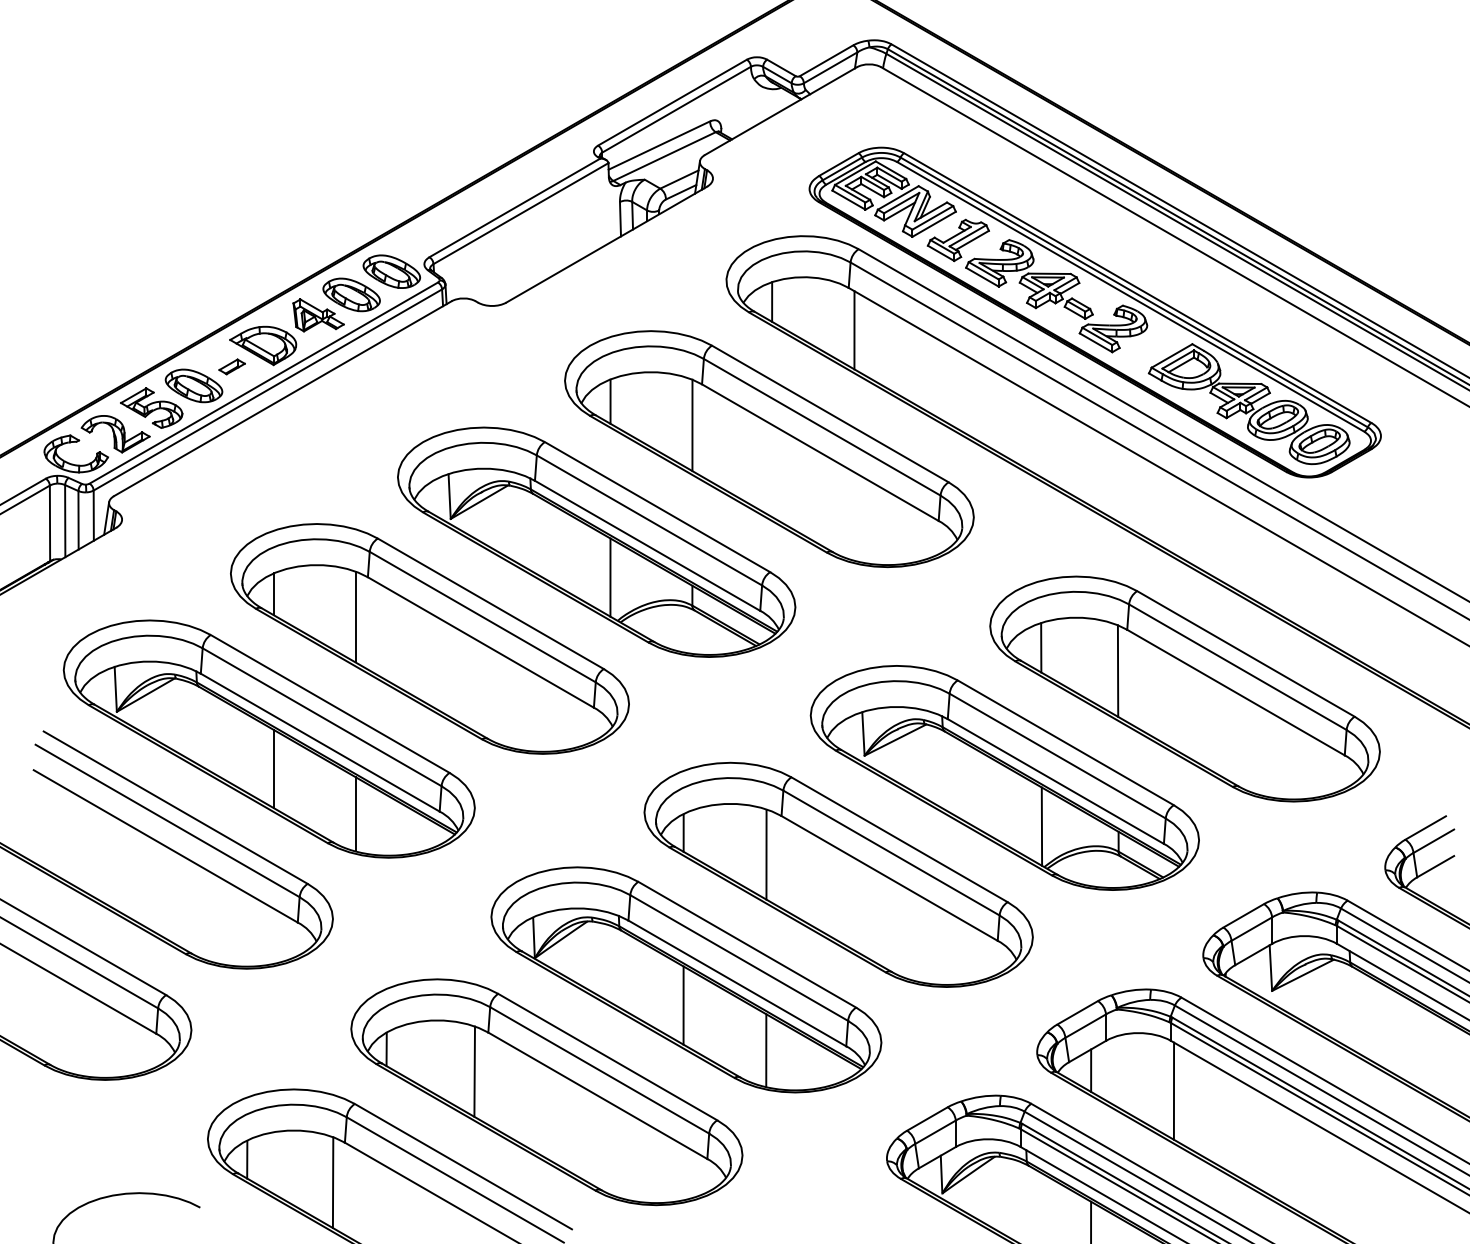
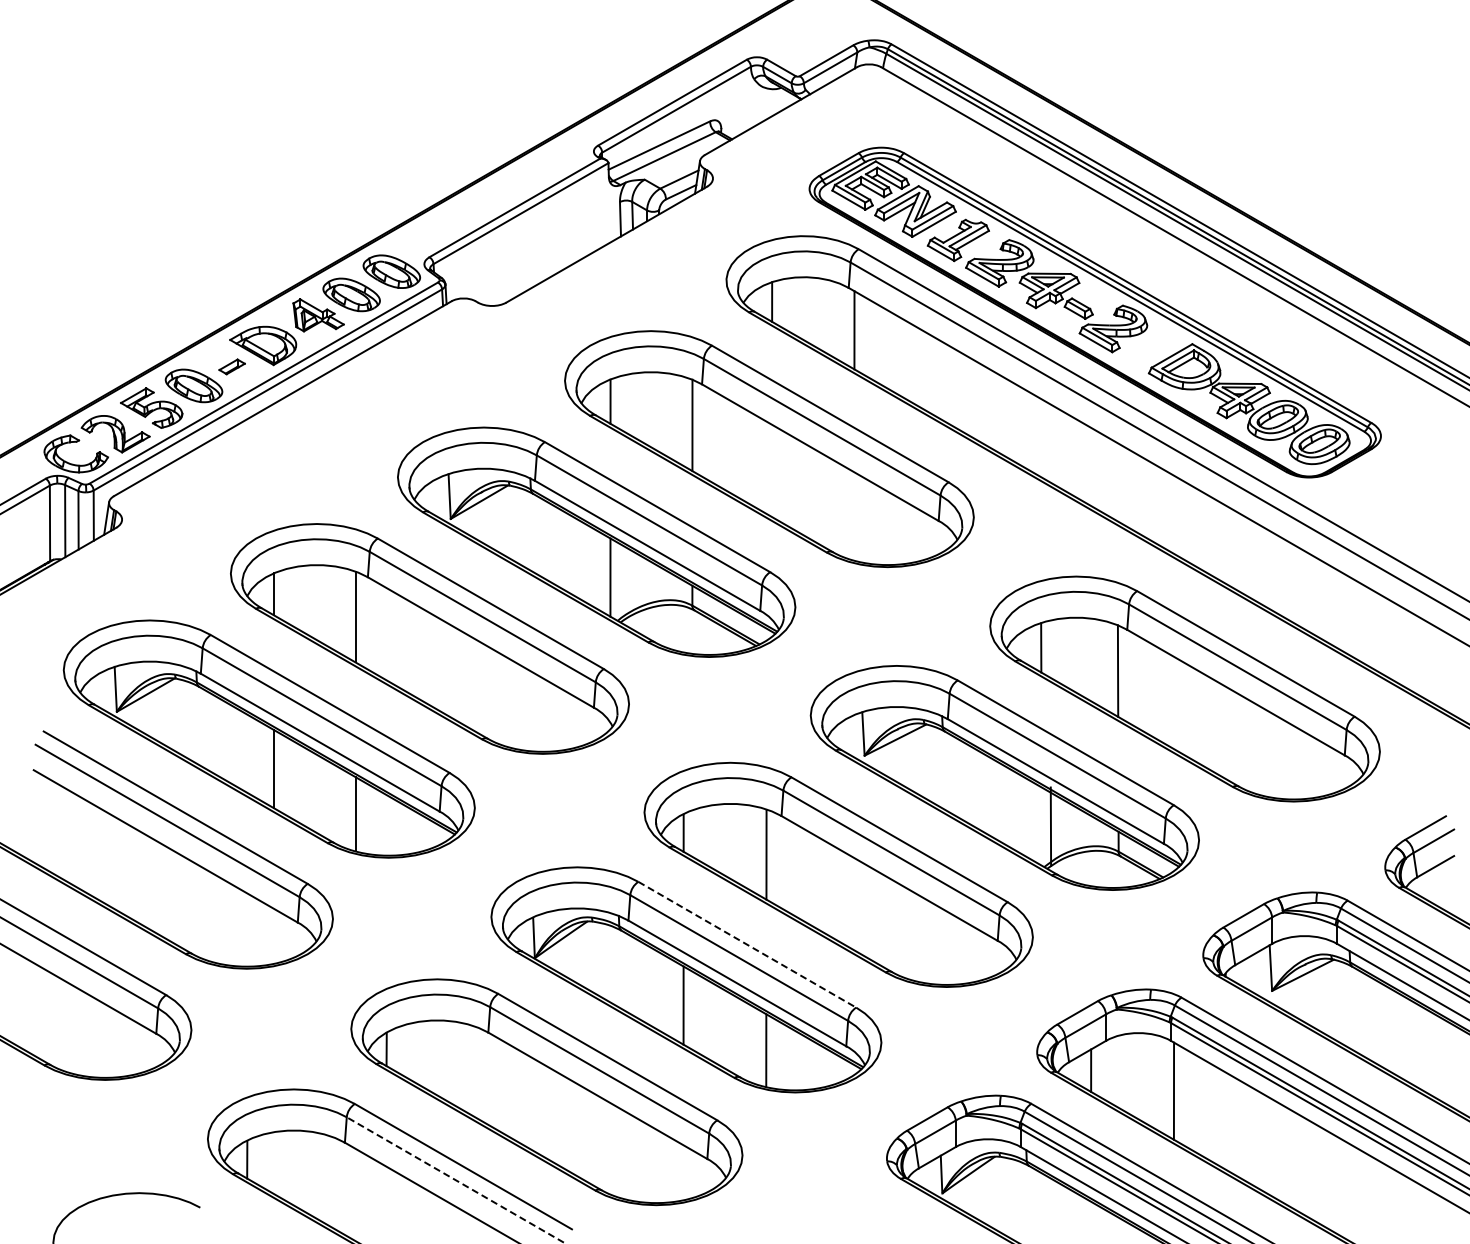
line position: (1041, 826) -> (1050, 826) (1050, 826)
line: solid -> dashed (747, 944)
line: present -> none (474, 1071)
line: solid -> dashed (454, 1179)
line: present -> none (332, 1182)
line: present -> none (1091, 1220)
